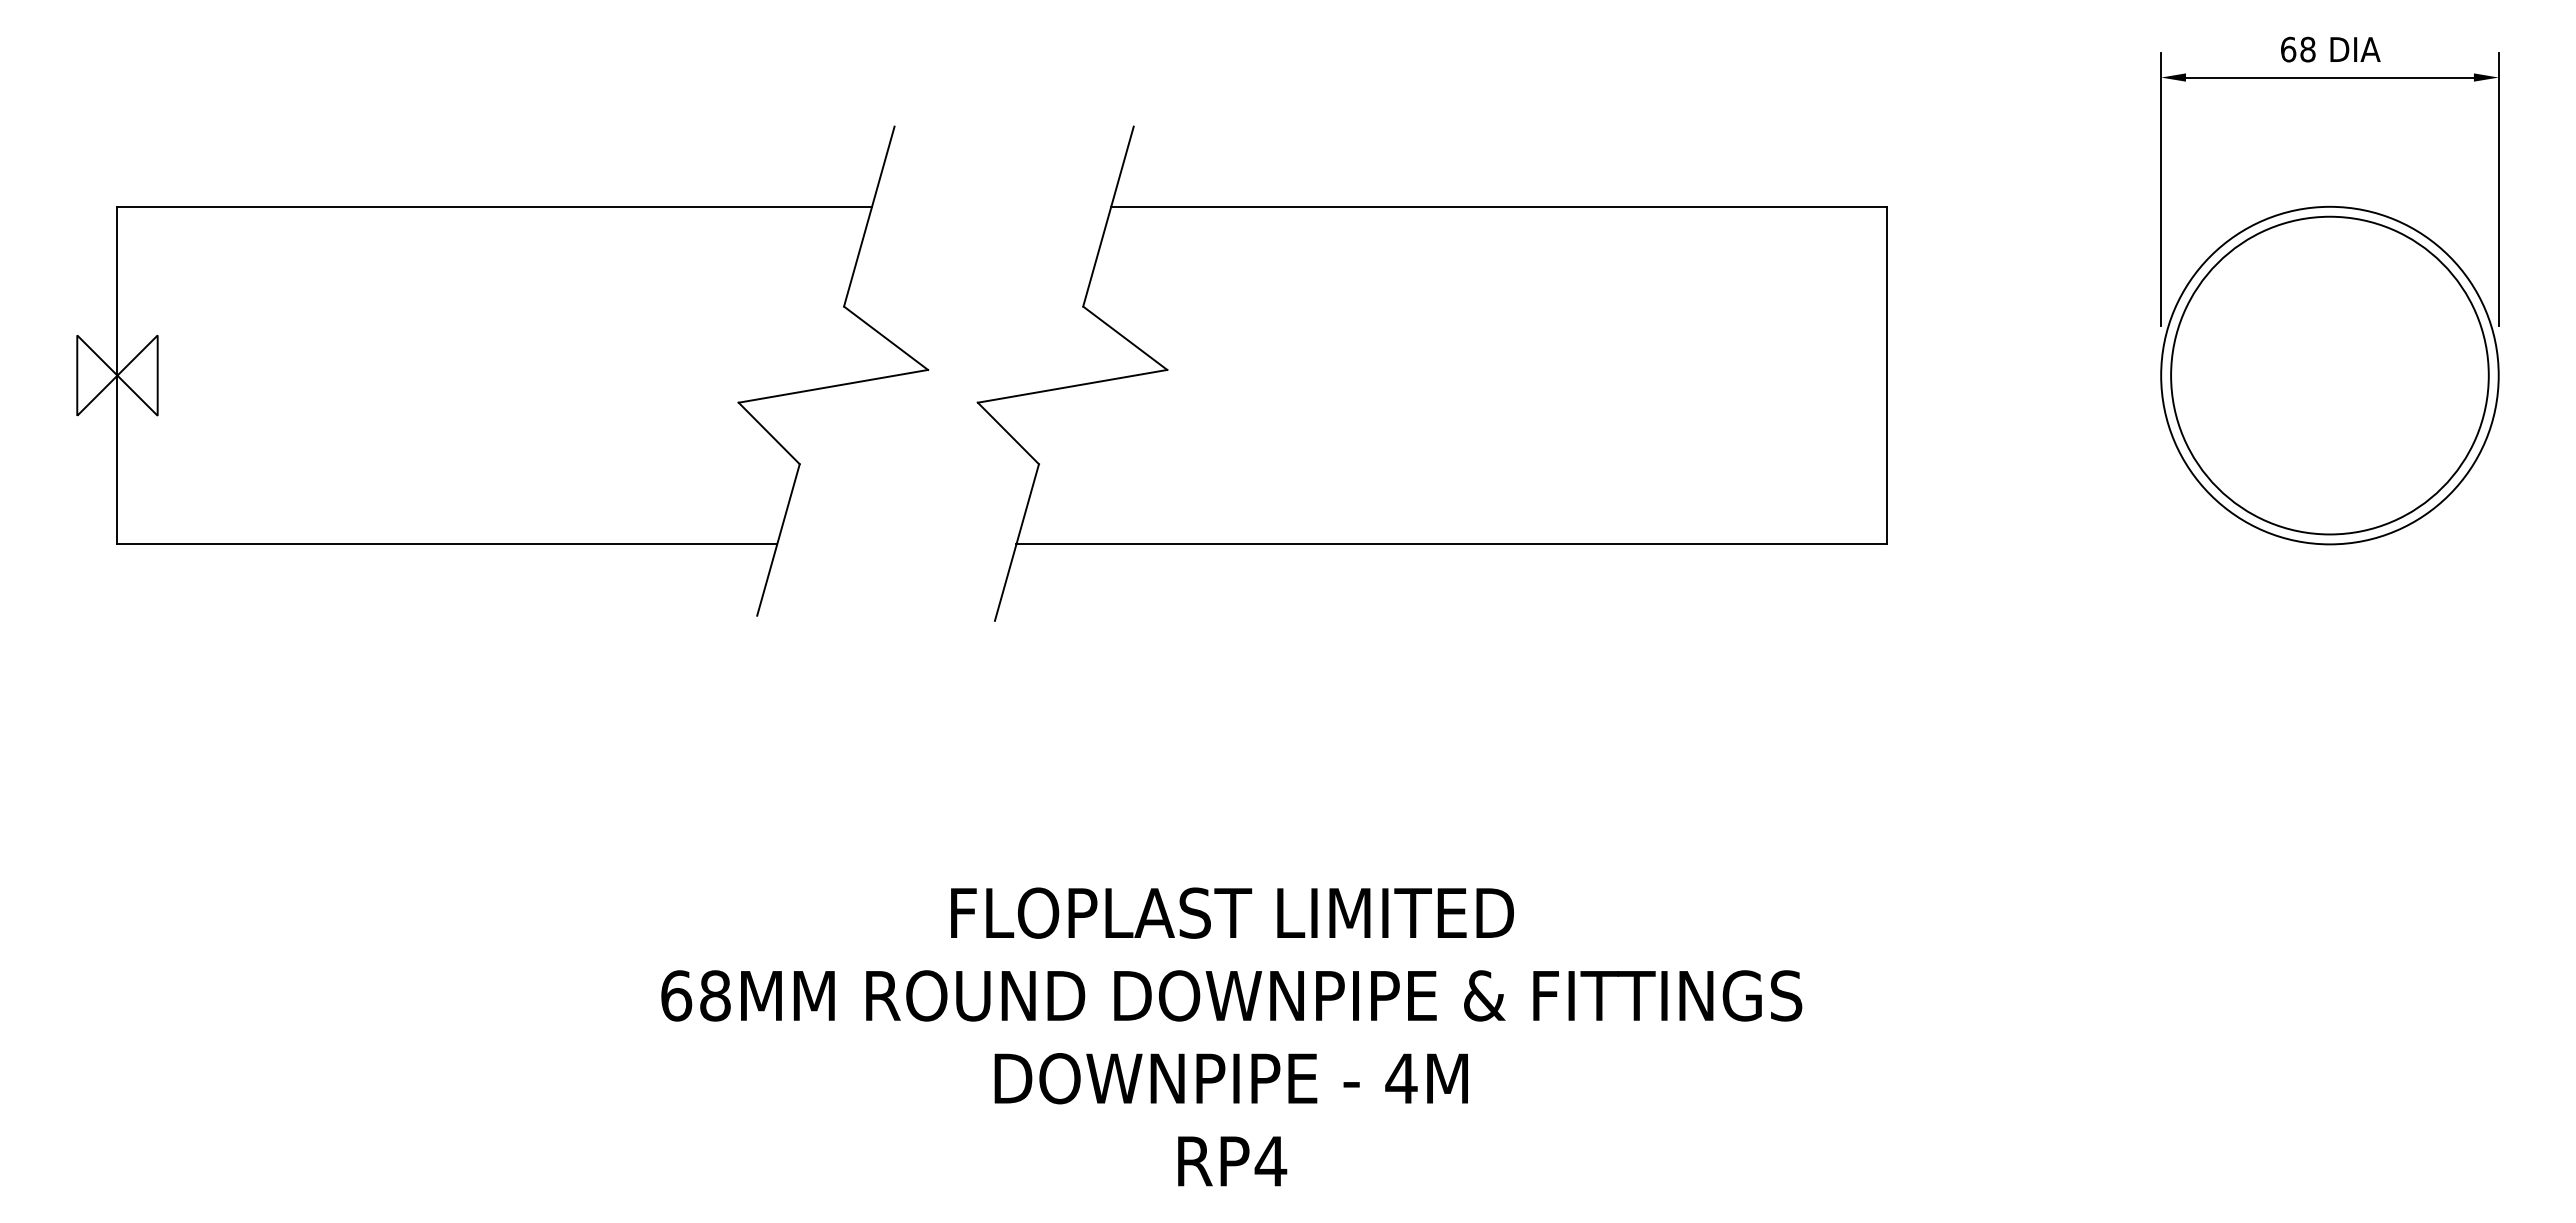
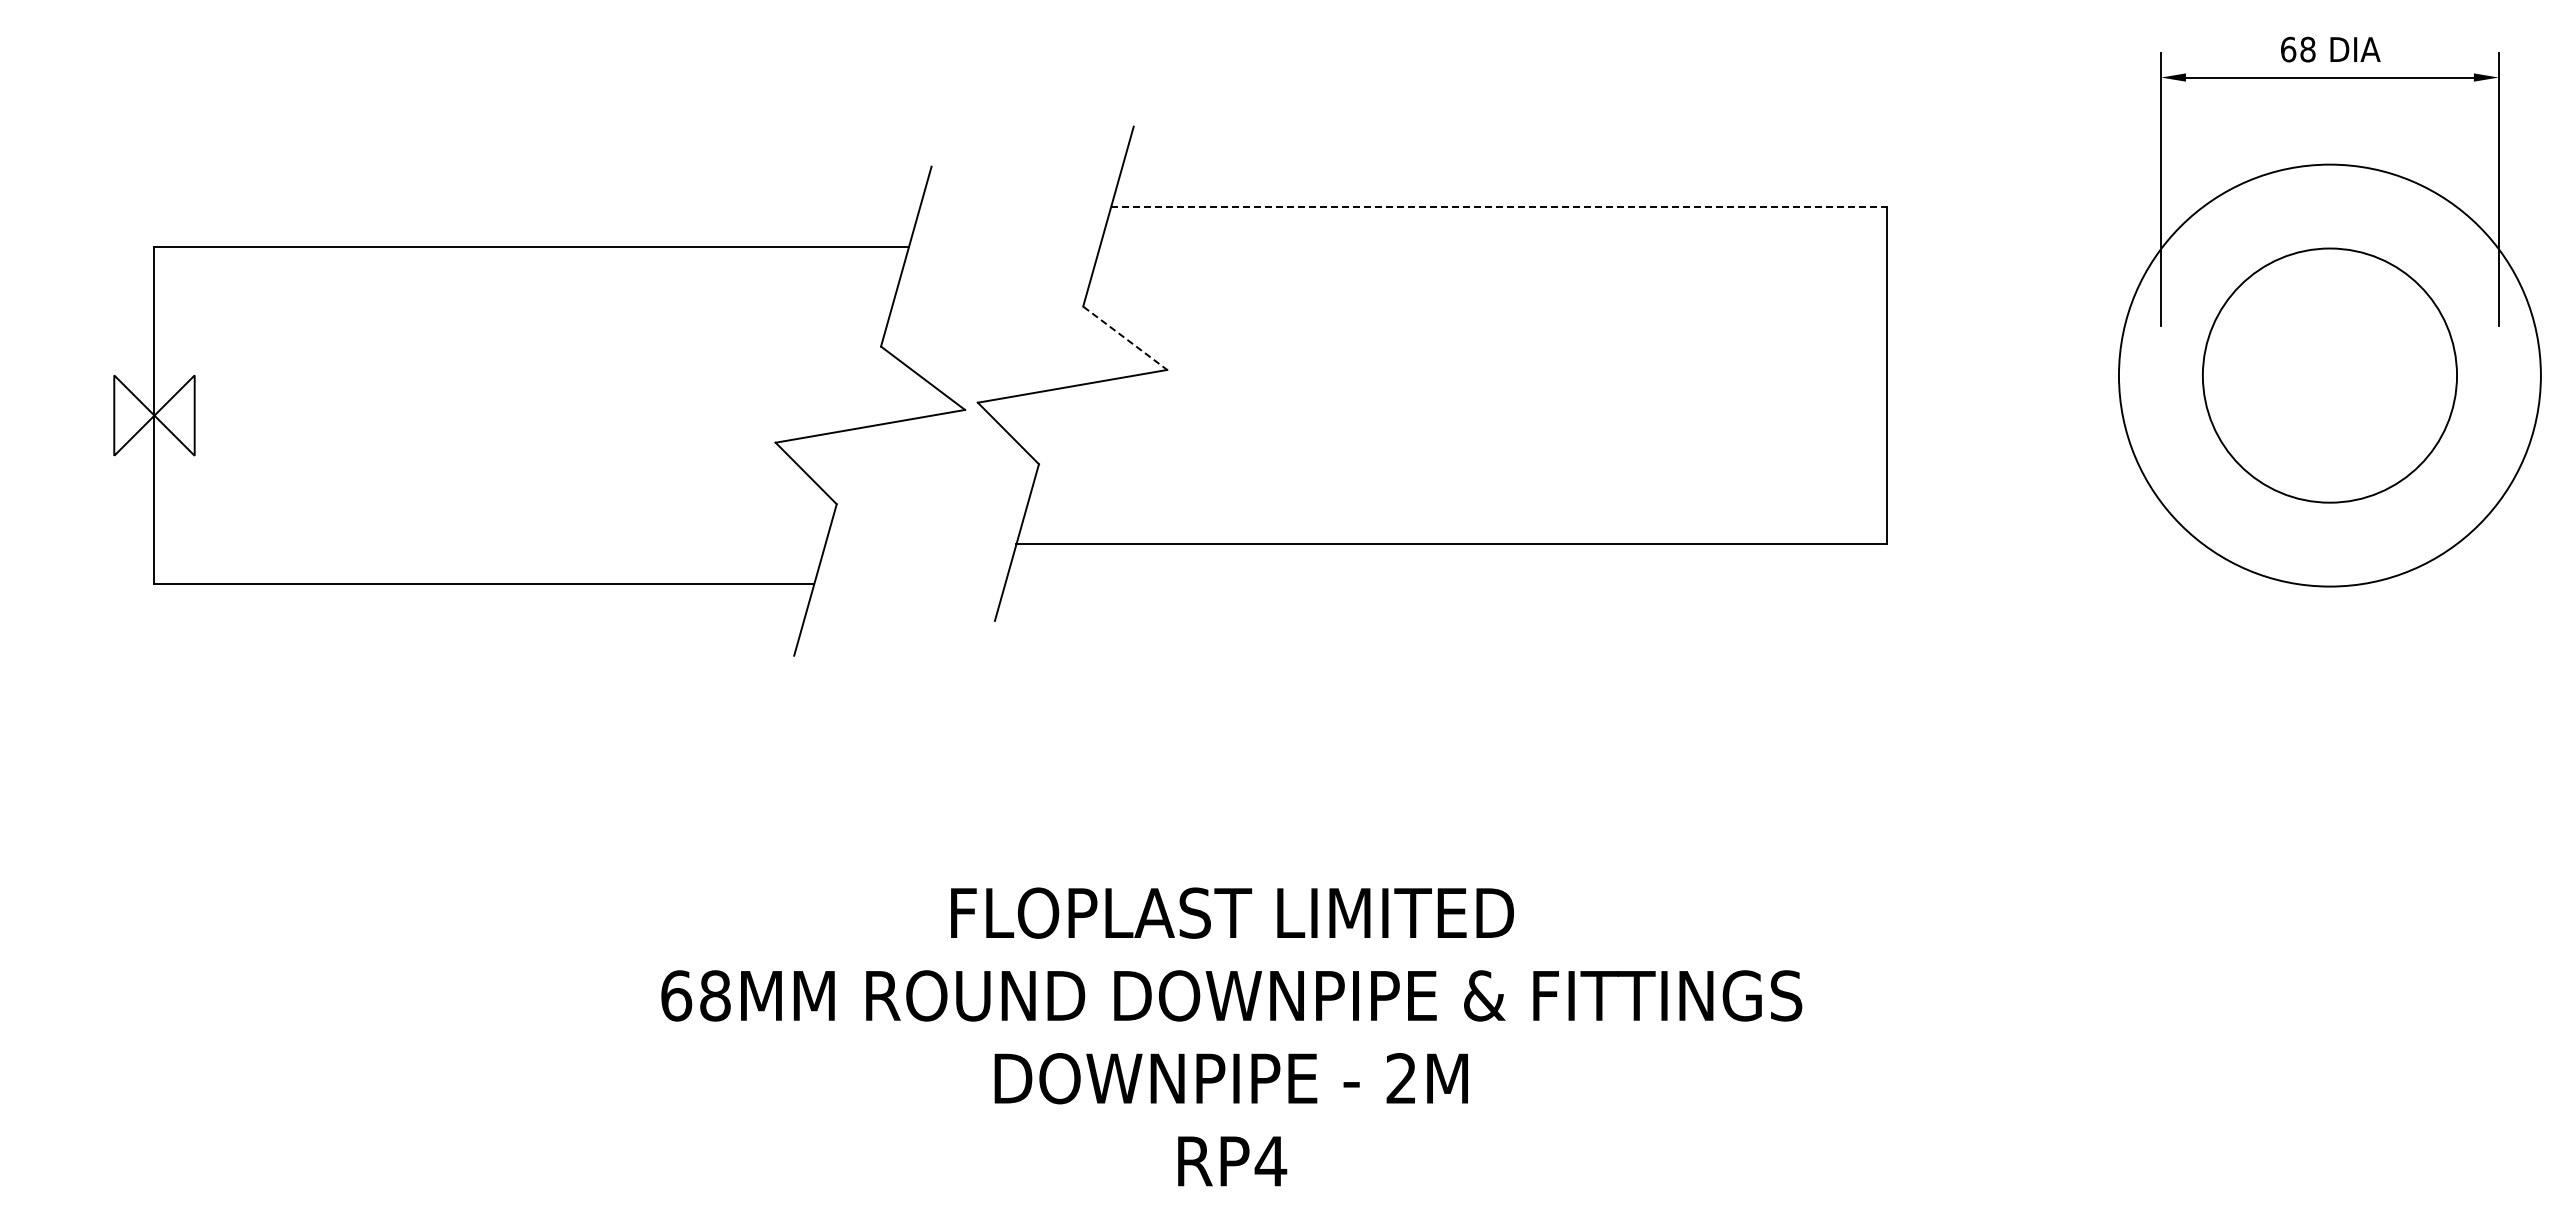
line: solid -> dashed (1499, 206)
line: solid -> dashed (1125, 338)
part position: (502, 370) -> (539, 410) (539, 410)
circle diameter: 318 px -> 254 px (2329, 375)
circle diameter: 338 px -> 422 px (2329, 375)
text: 4M -> 2M (1401, 1078)
